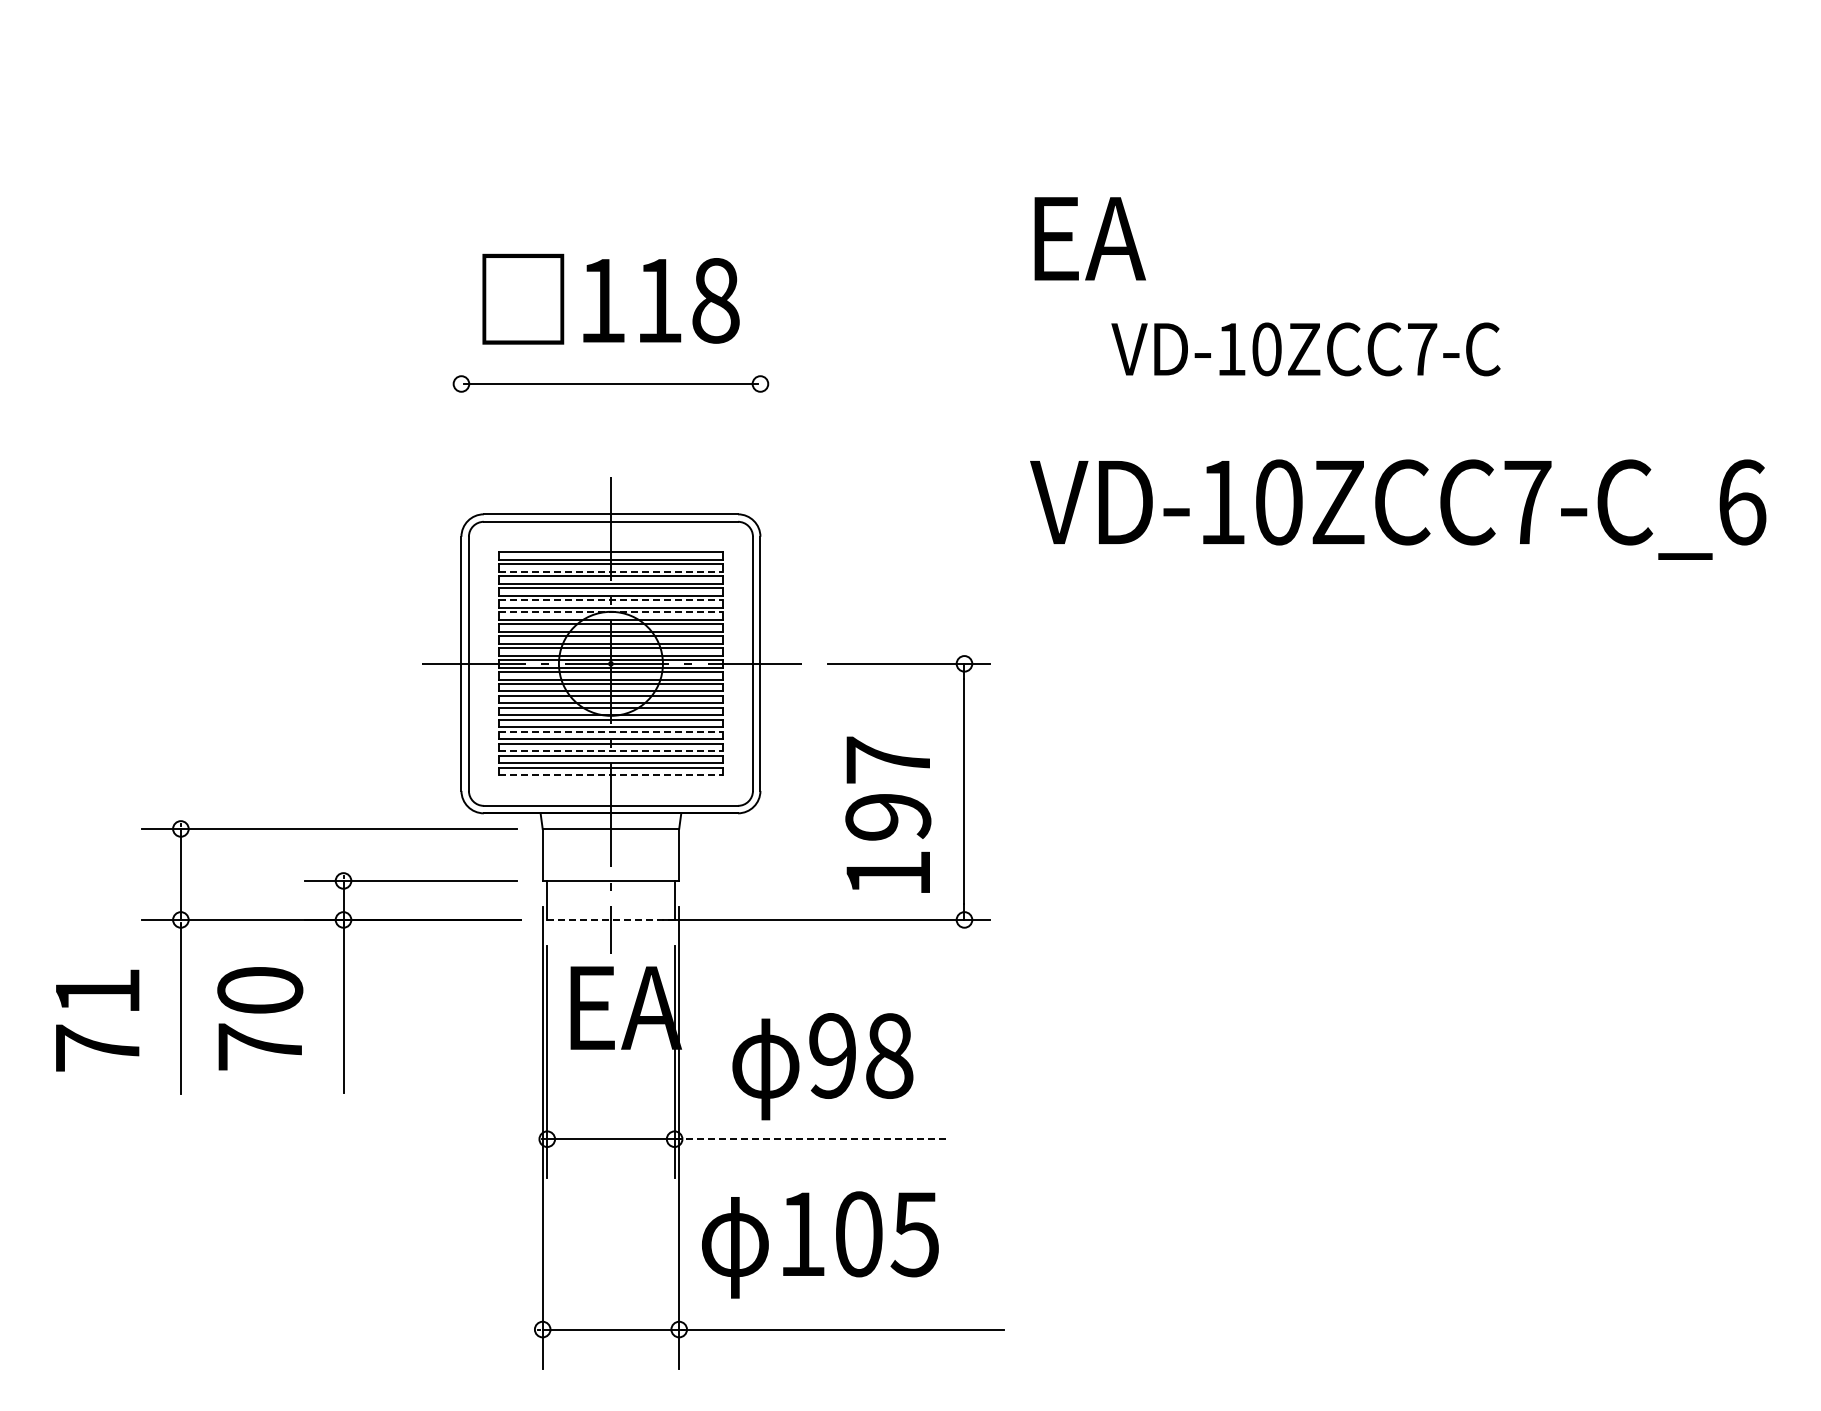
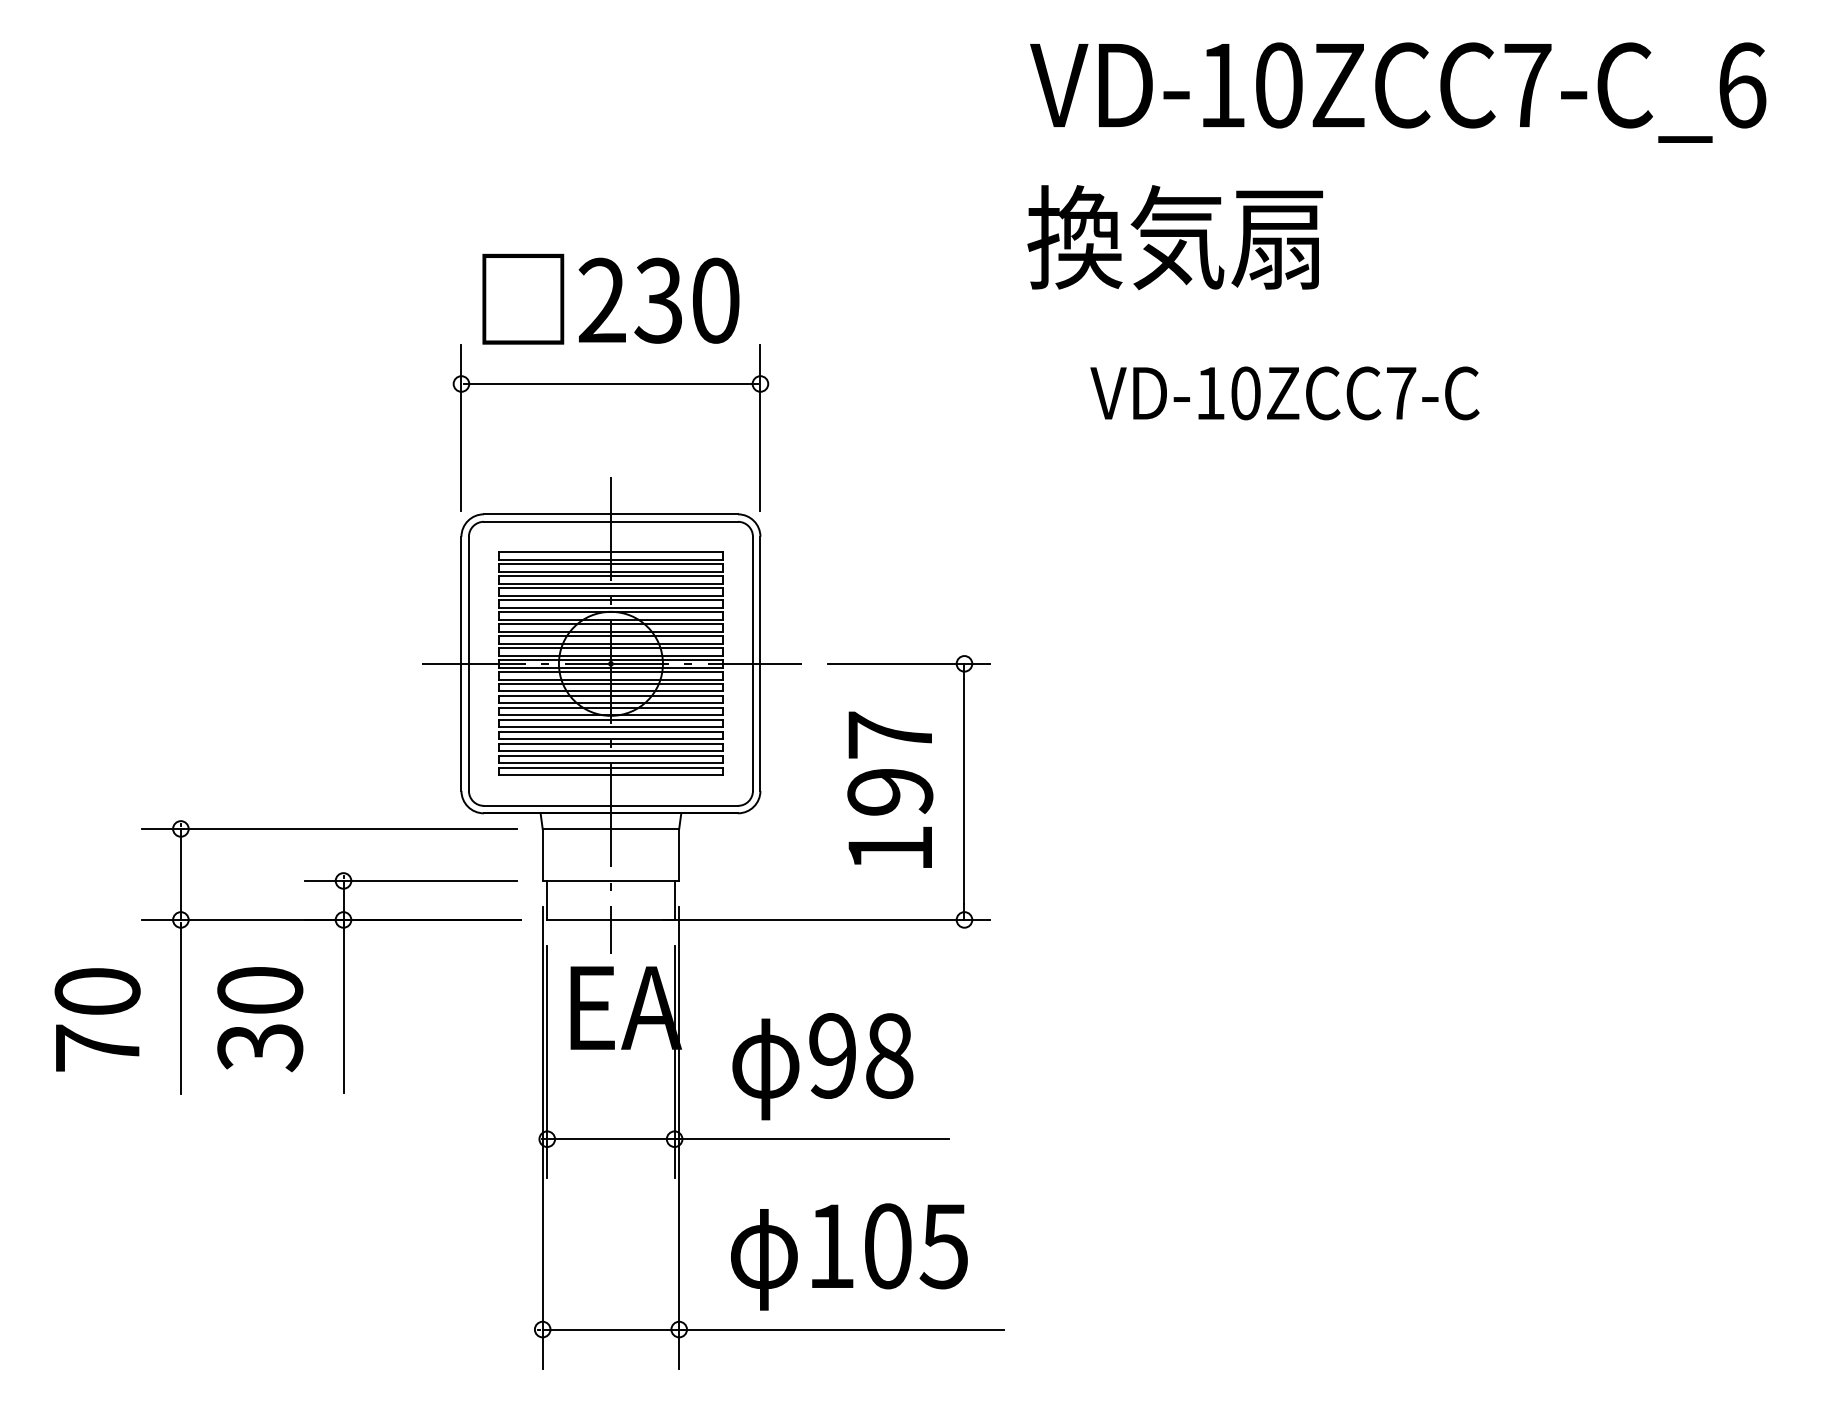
text: EA -> 換気扇 (1175, 237)
text: 118 -> 230 (658, 300)
text position: (1305, 349) -> (1284, 393) (1284, 393)
line: none -> present (461, 427)
line: none -> present (760, 427)
text position: (1398, 509) -> (1398, 92) (1398, 92)
line: dashed -> solid (611, 571)
line: dashed -> solid (611, 600)
line: dashed -> solid (611, 612)
line: dashed -> solid (611, 731)
line: dashed -> solid (611, 751)
line: dashed -> solid (611, 775)
text position: (888, 814) -> (890, 789) (890, 789)
line: dashed -> solid (610, 919)
text: 71 -> 70 (97, 991)
text: 70 -> 30 (260, 1047)
line: dashed -> solid (812, 1139)
text position: (820, 1244) -> (849, 1256) (849, 1256)
